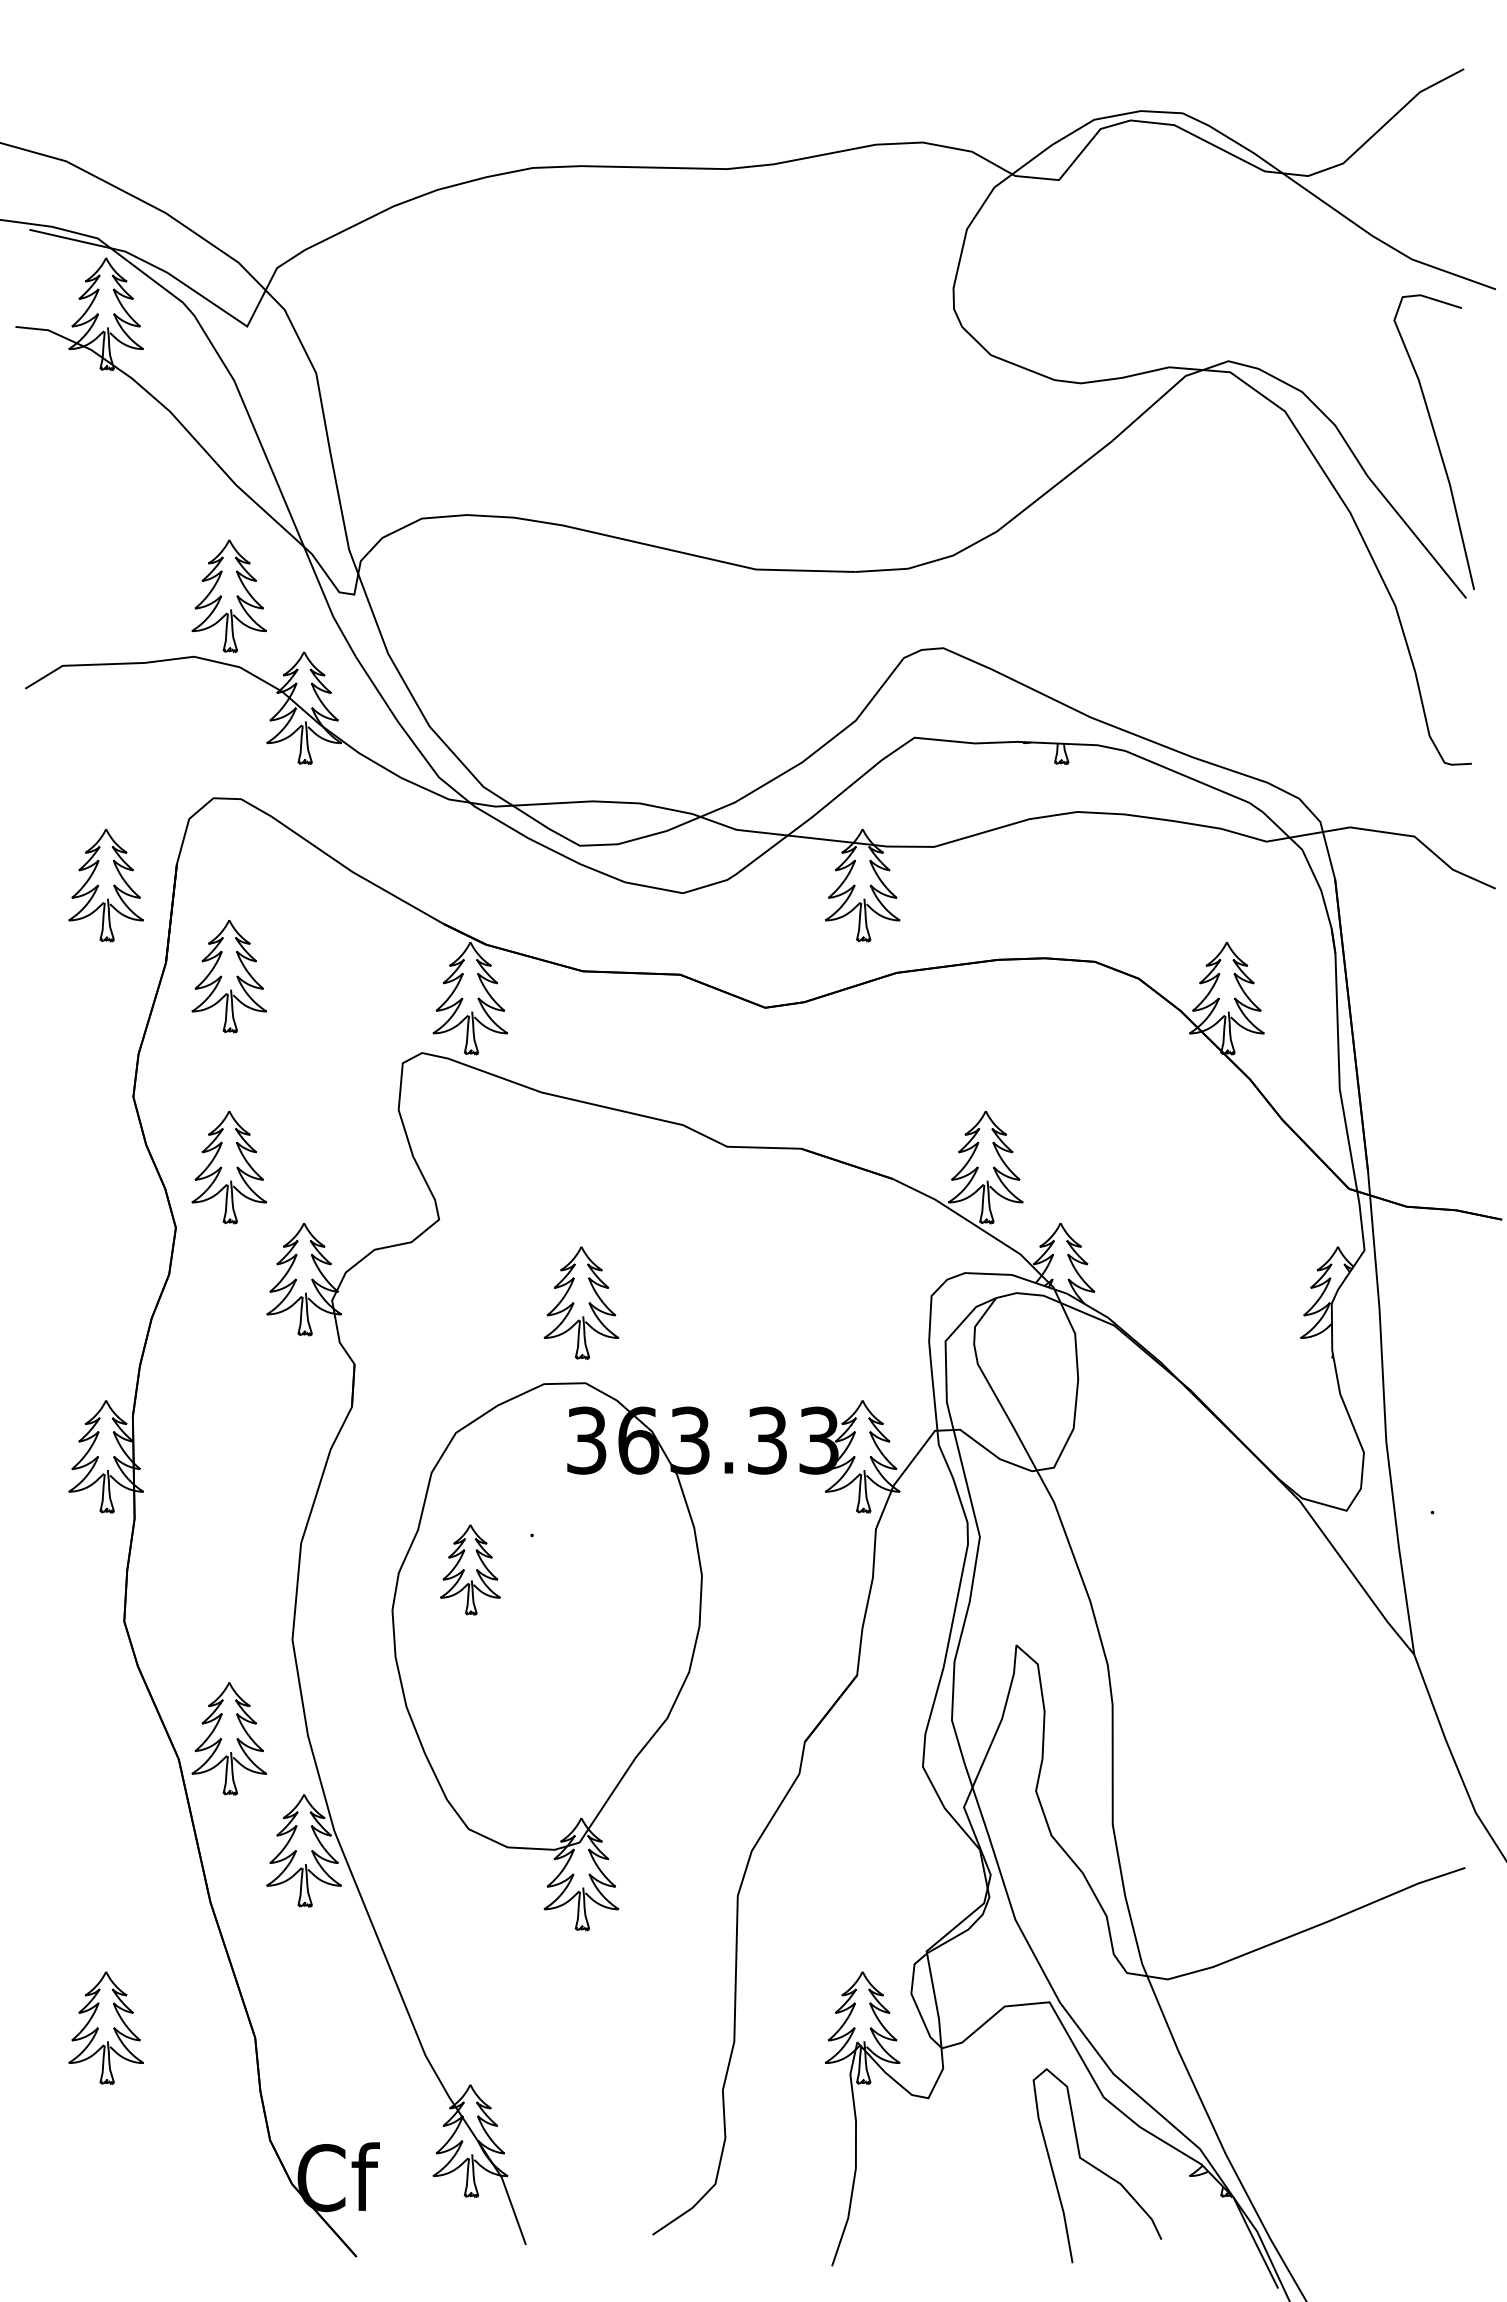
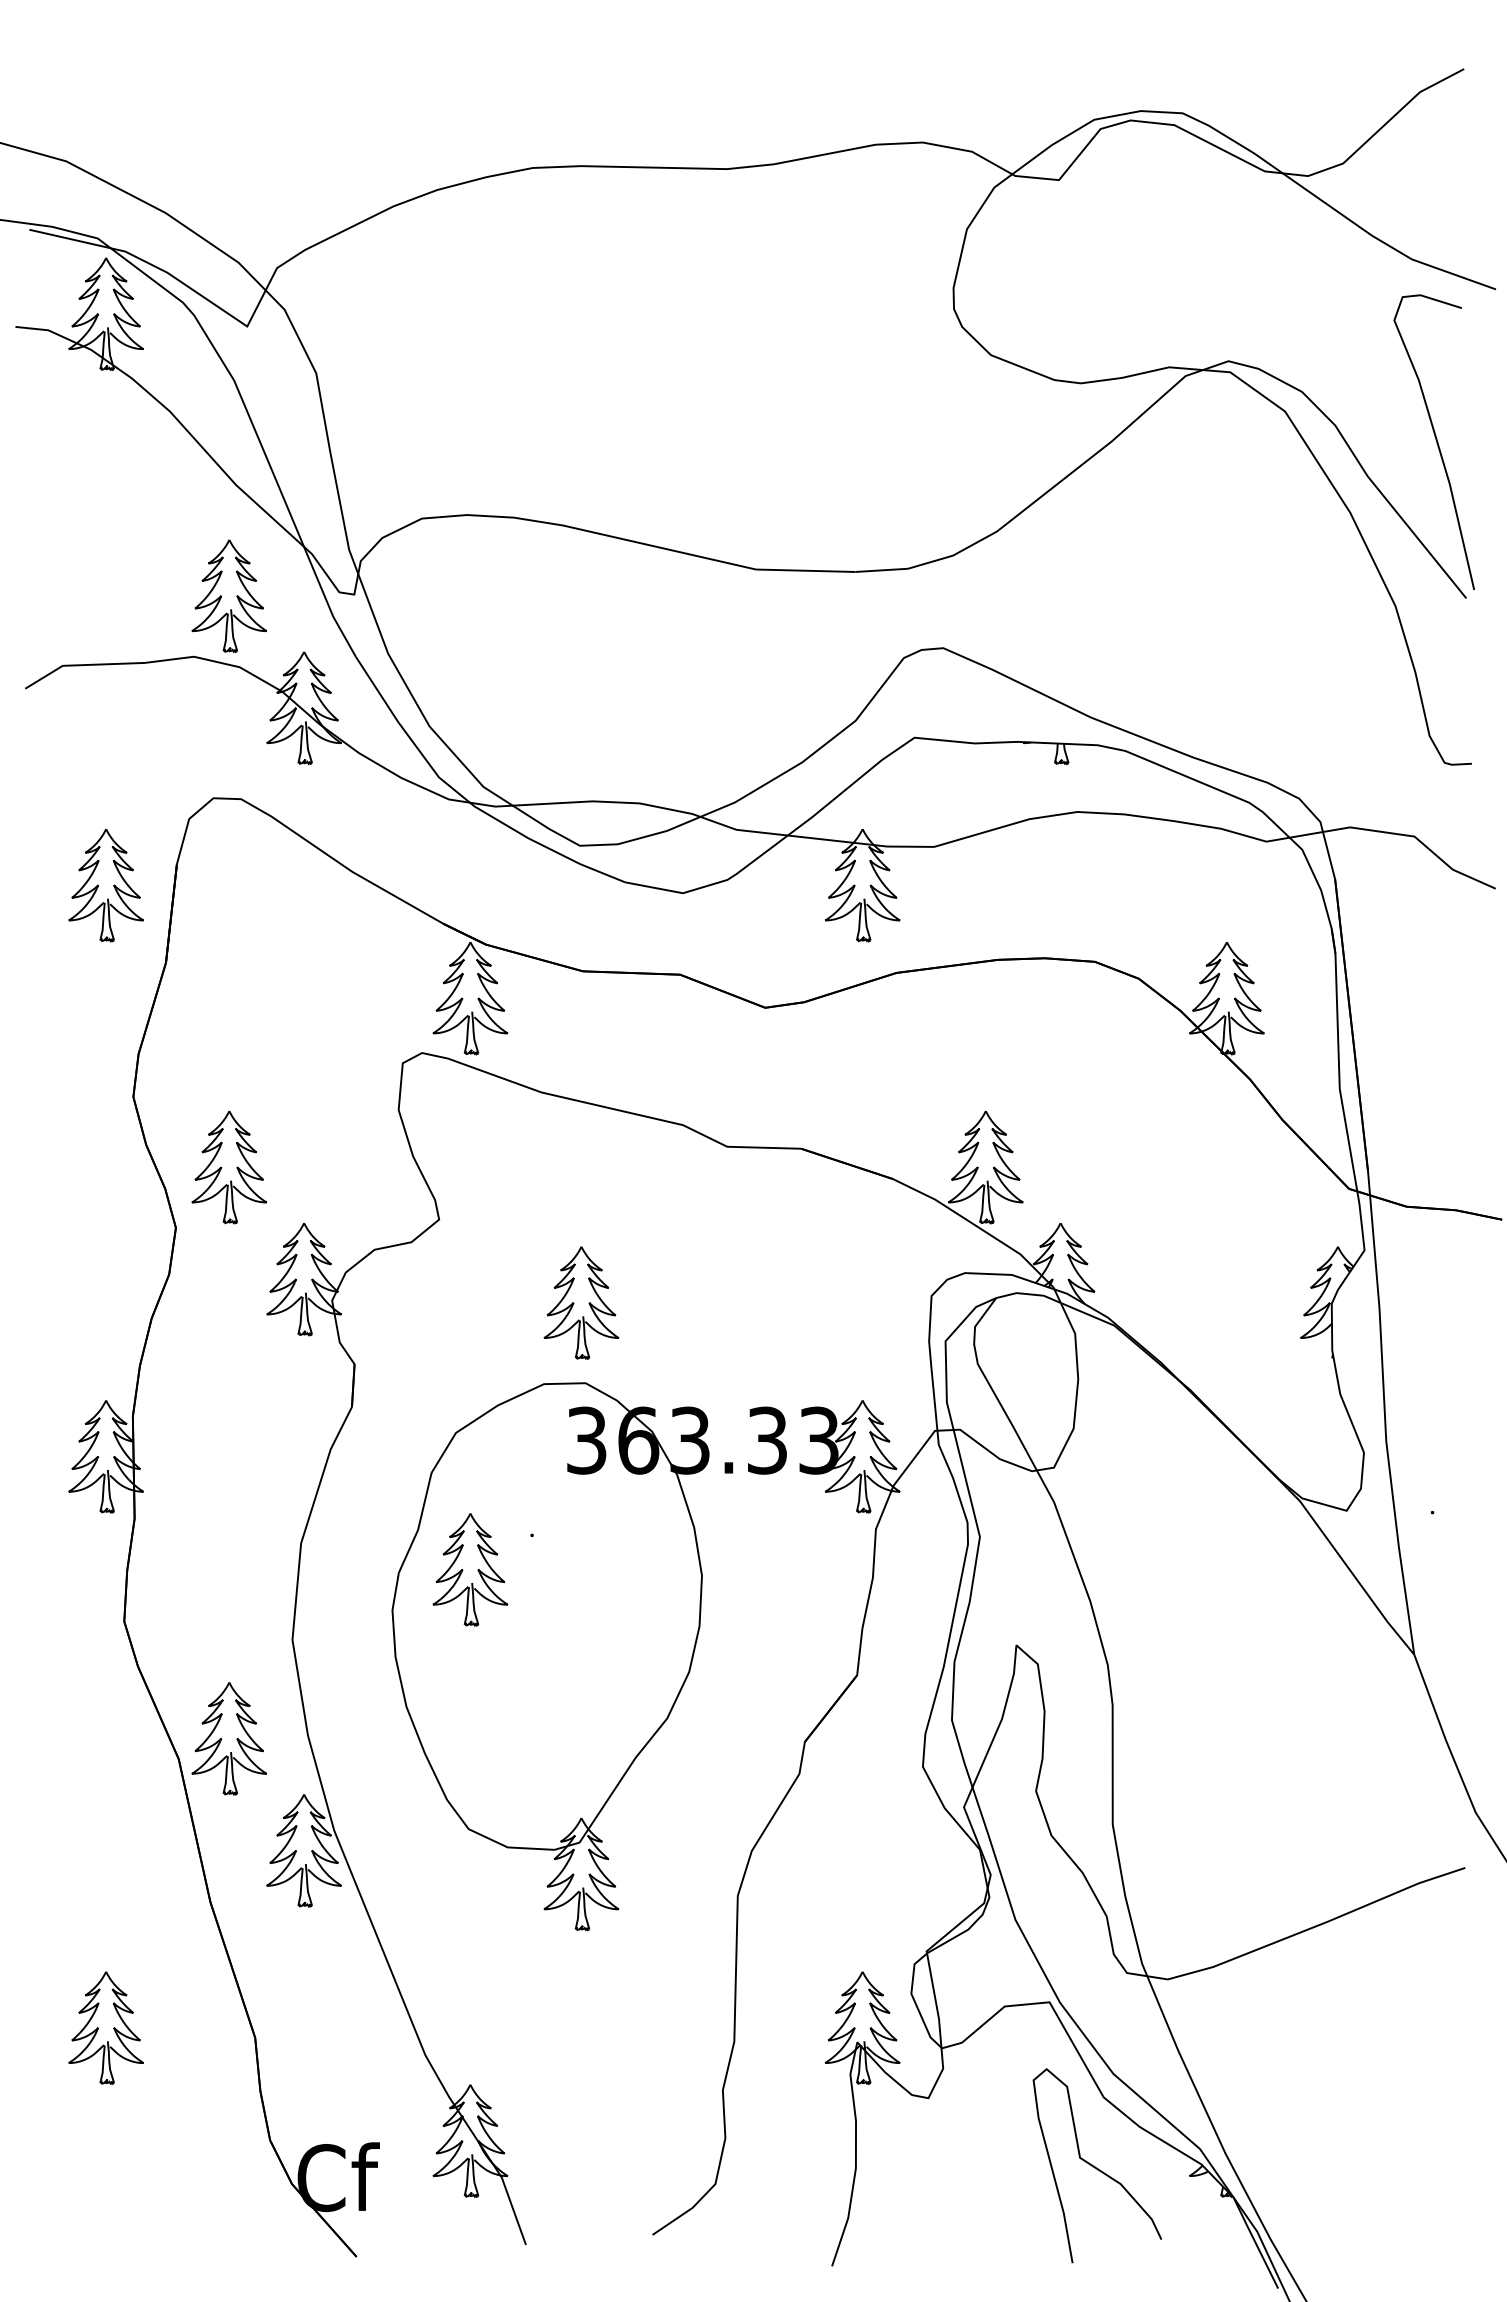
part: present -> none (228, 976)
part size: 61x92 px -> 77x114 px (470, 1569)
